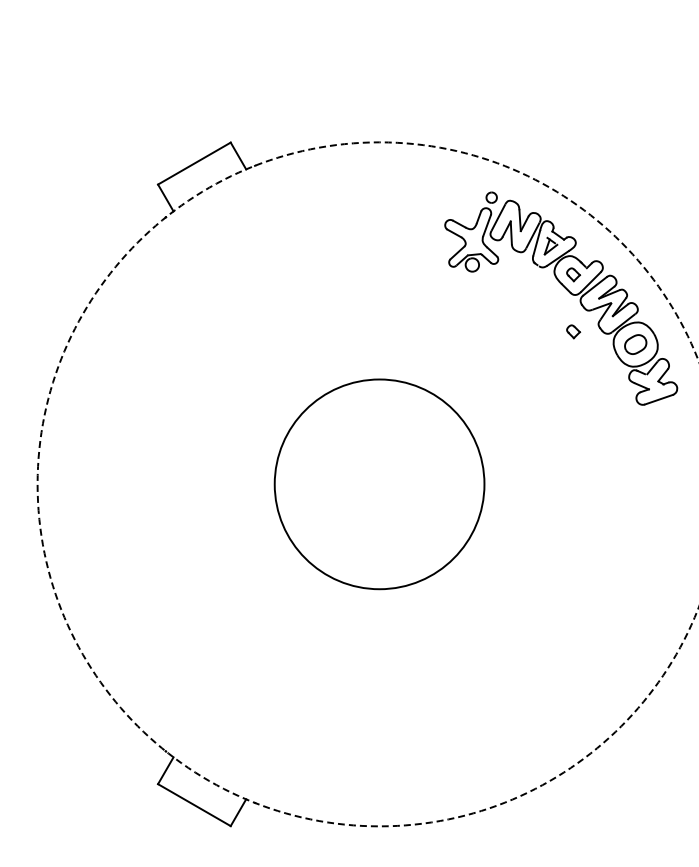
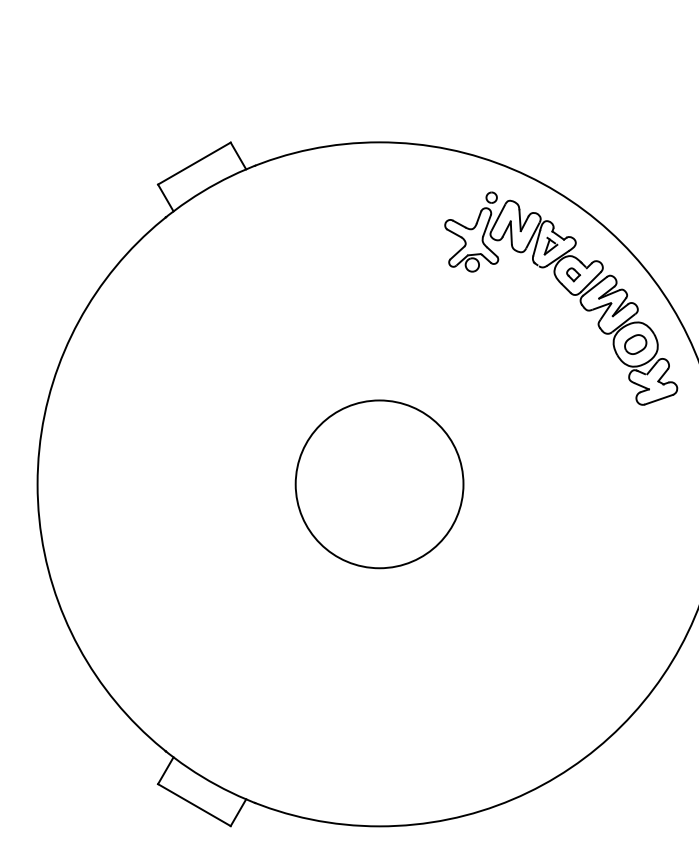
part: present -> none (573, 331)
circle: dashed -> solid (367, 484)
circle diameter: 210 px -> 168 px (379, 484)
